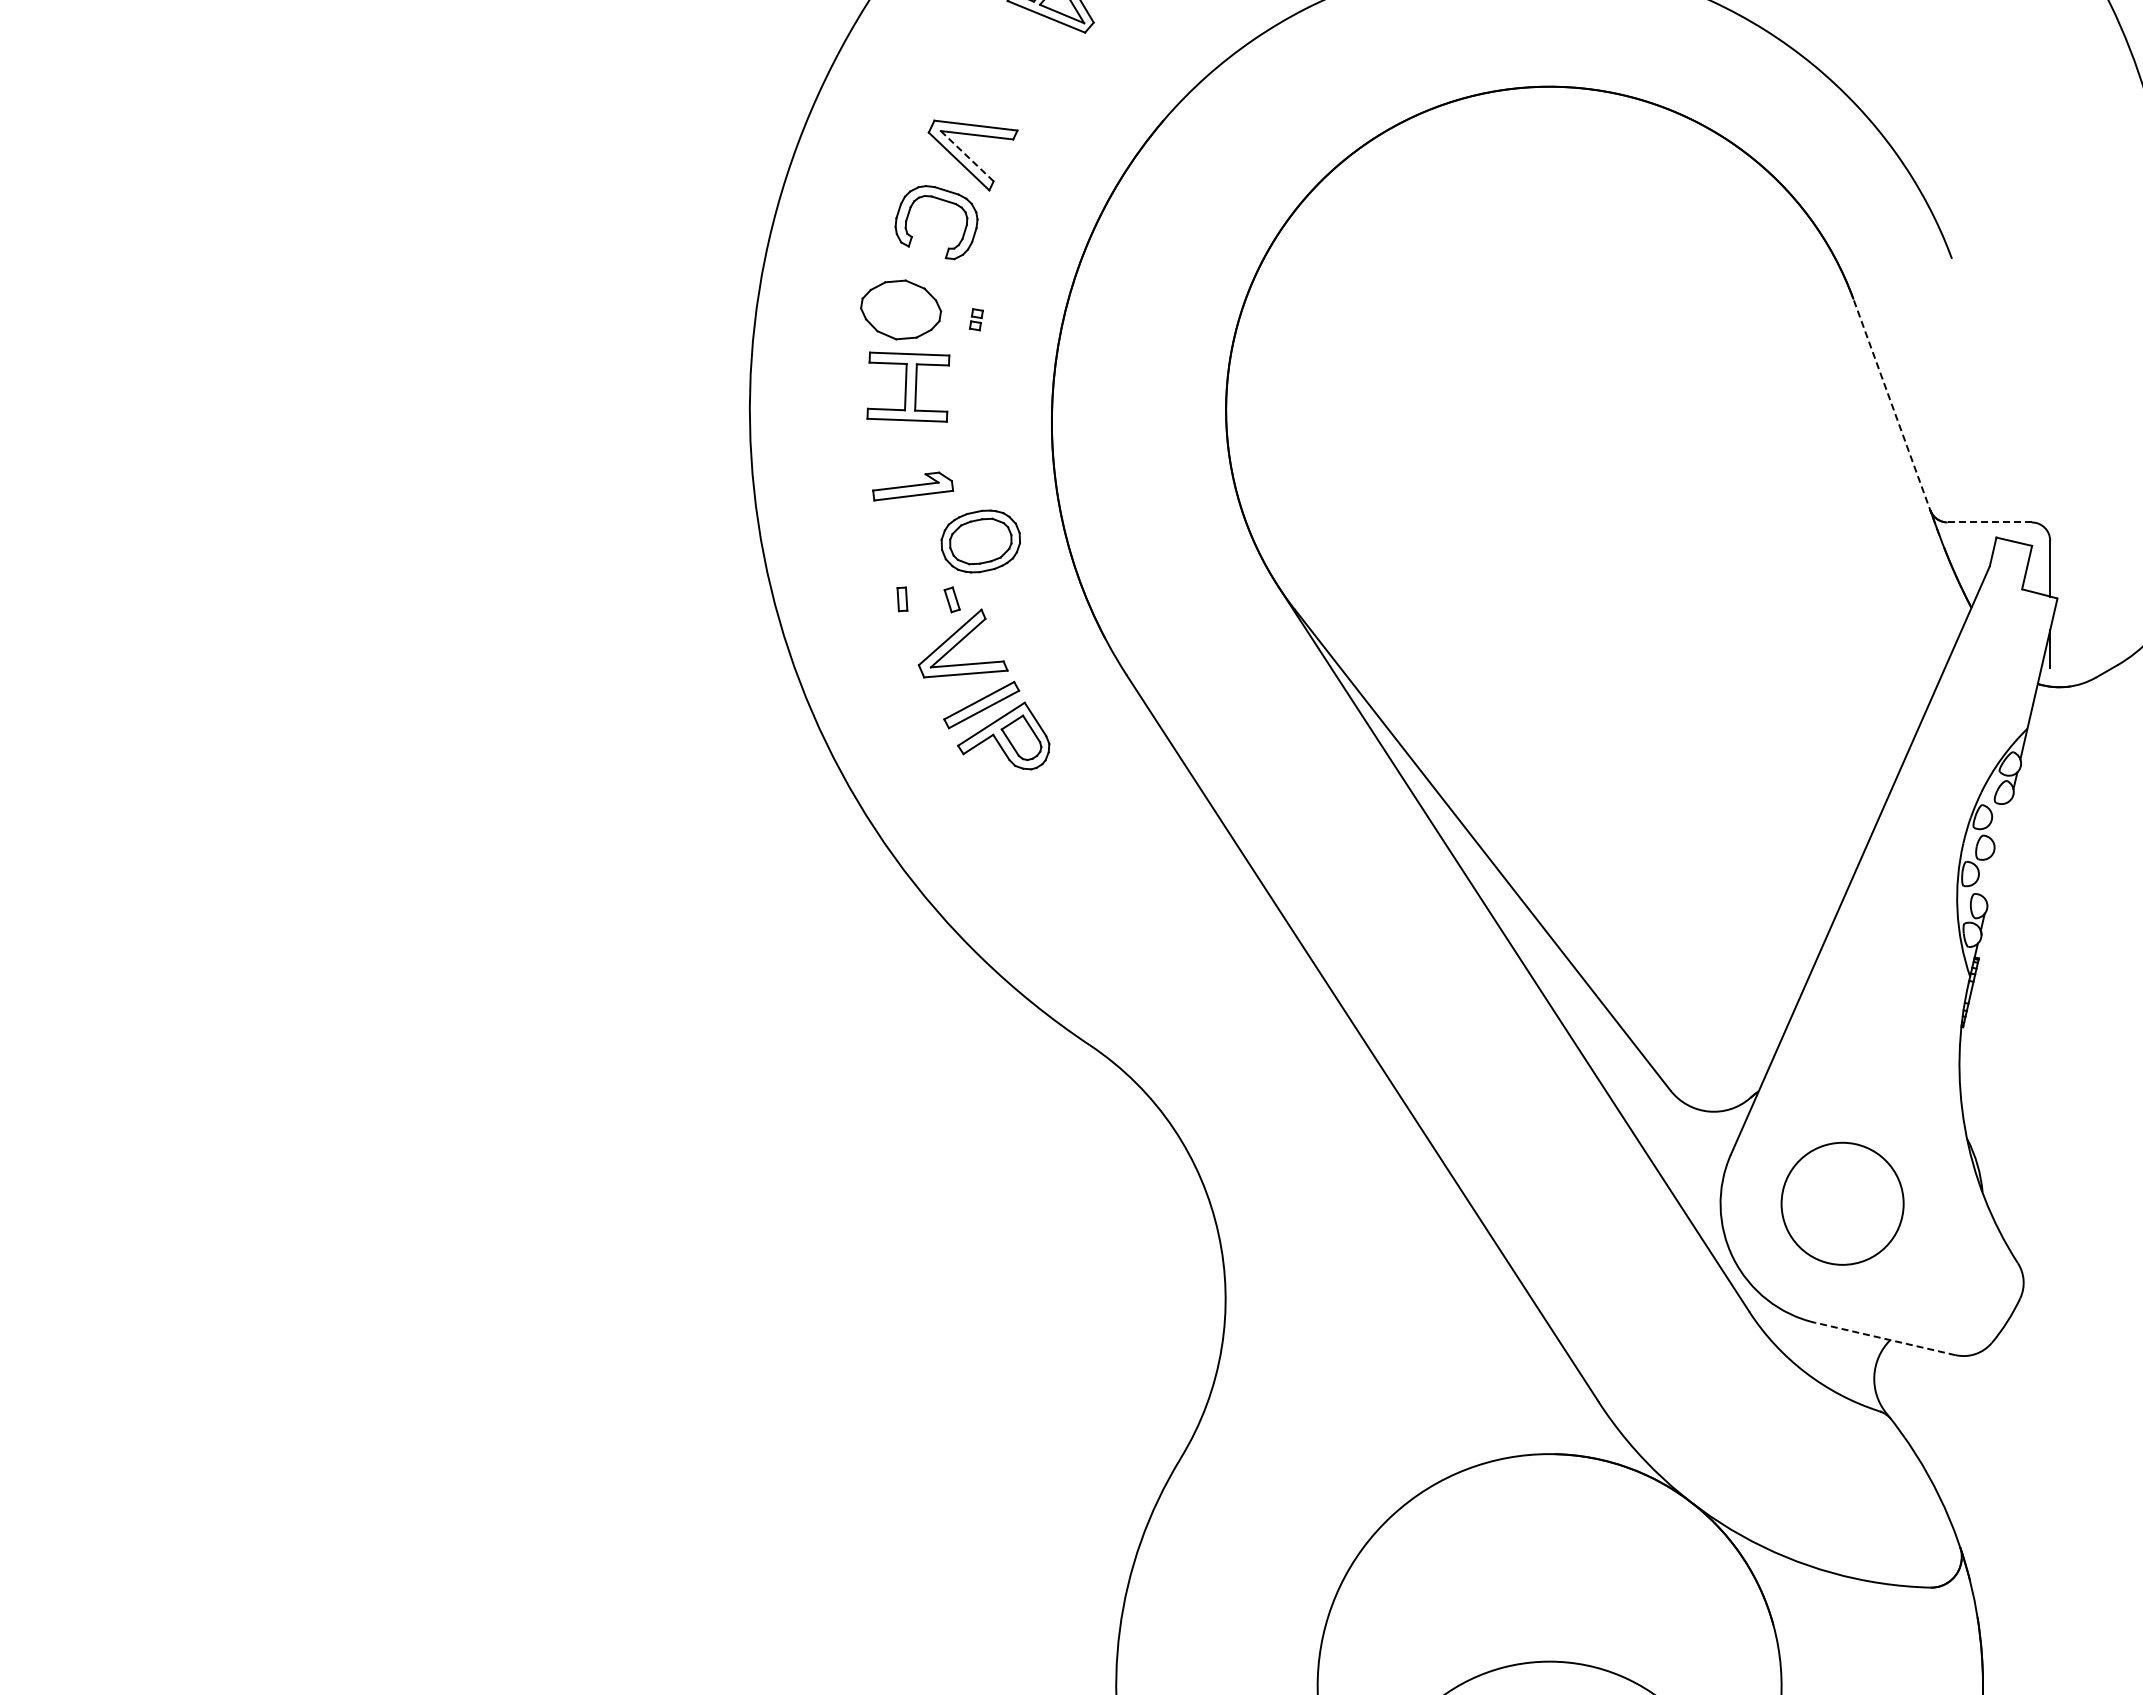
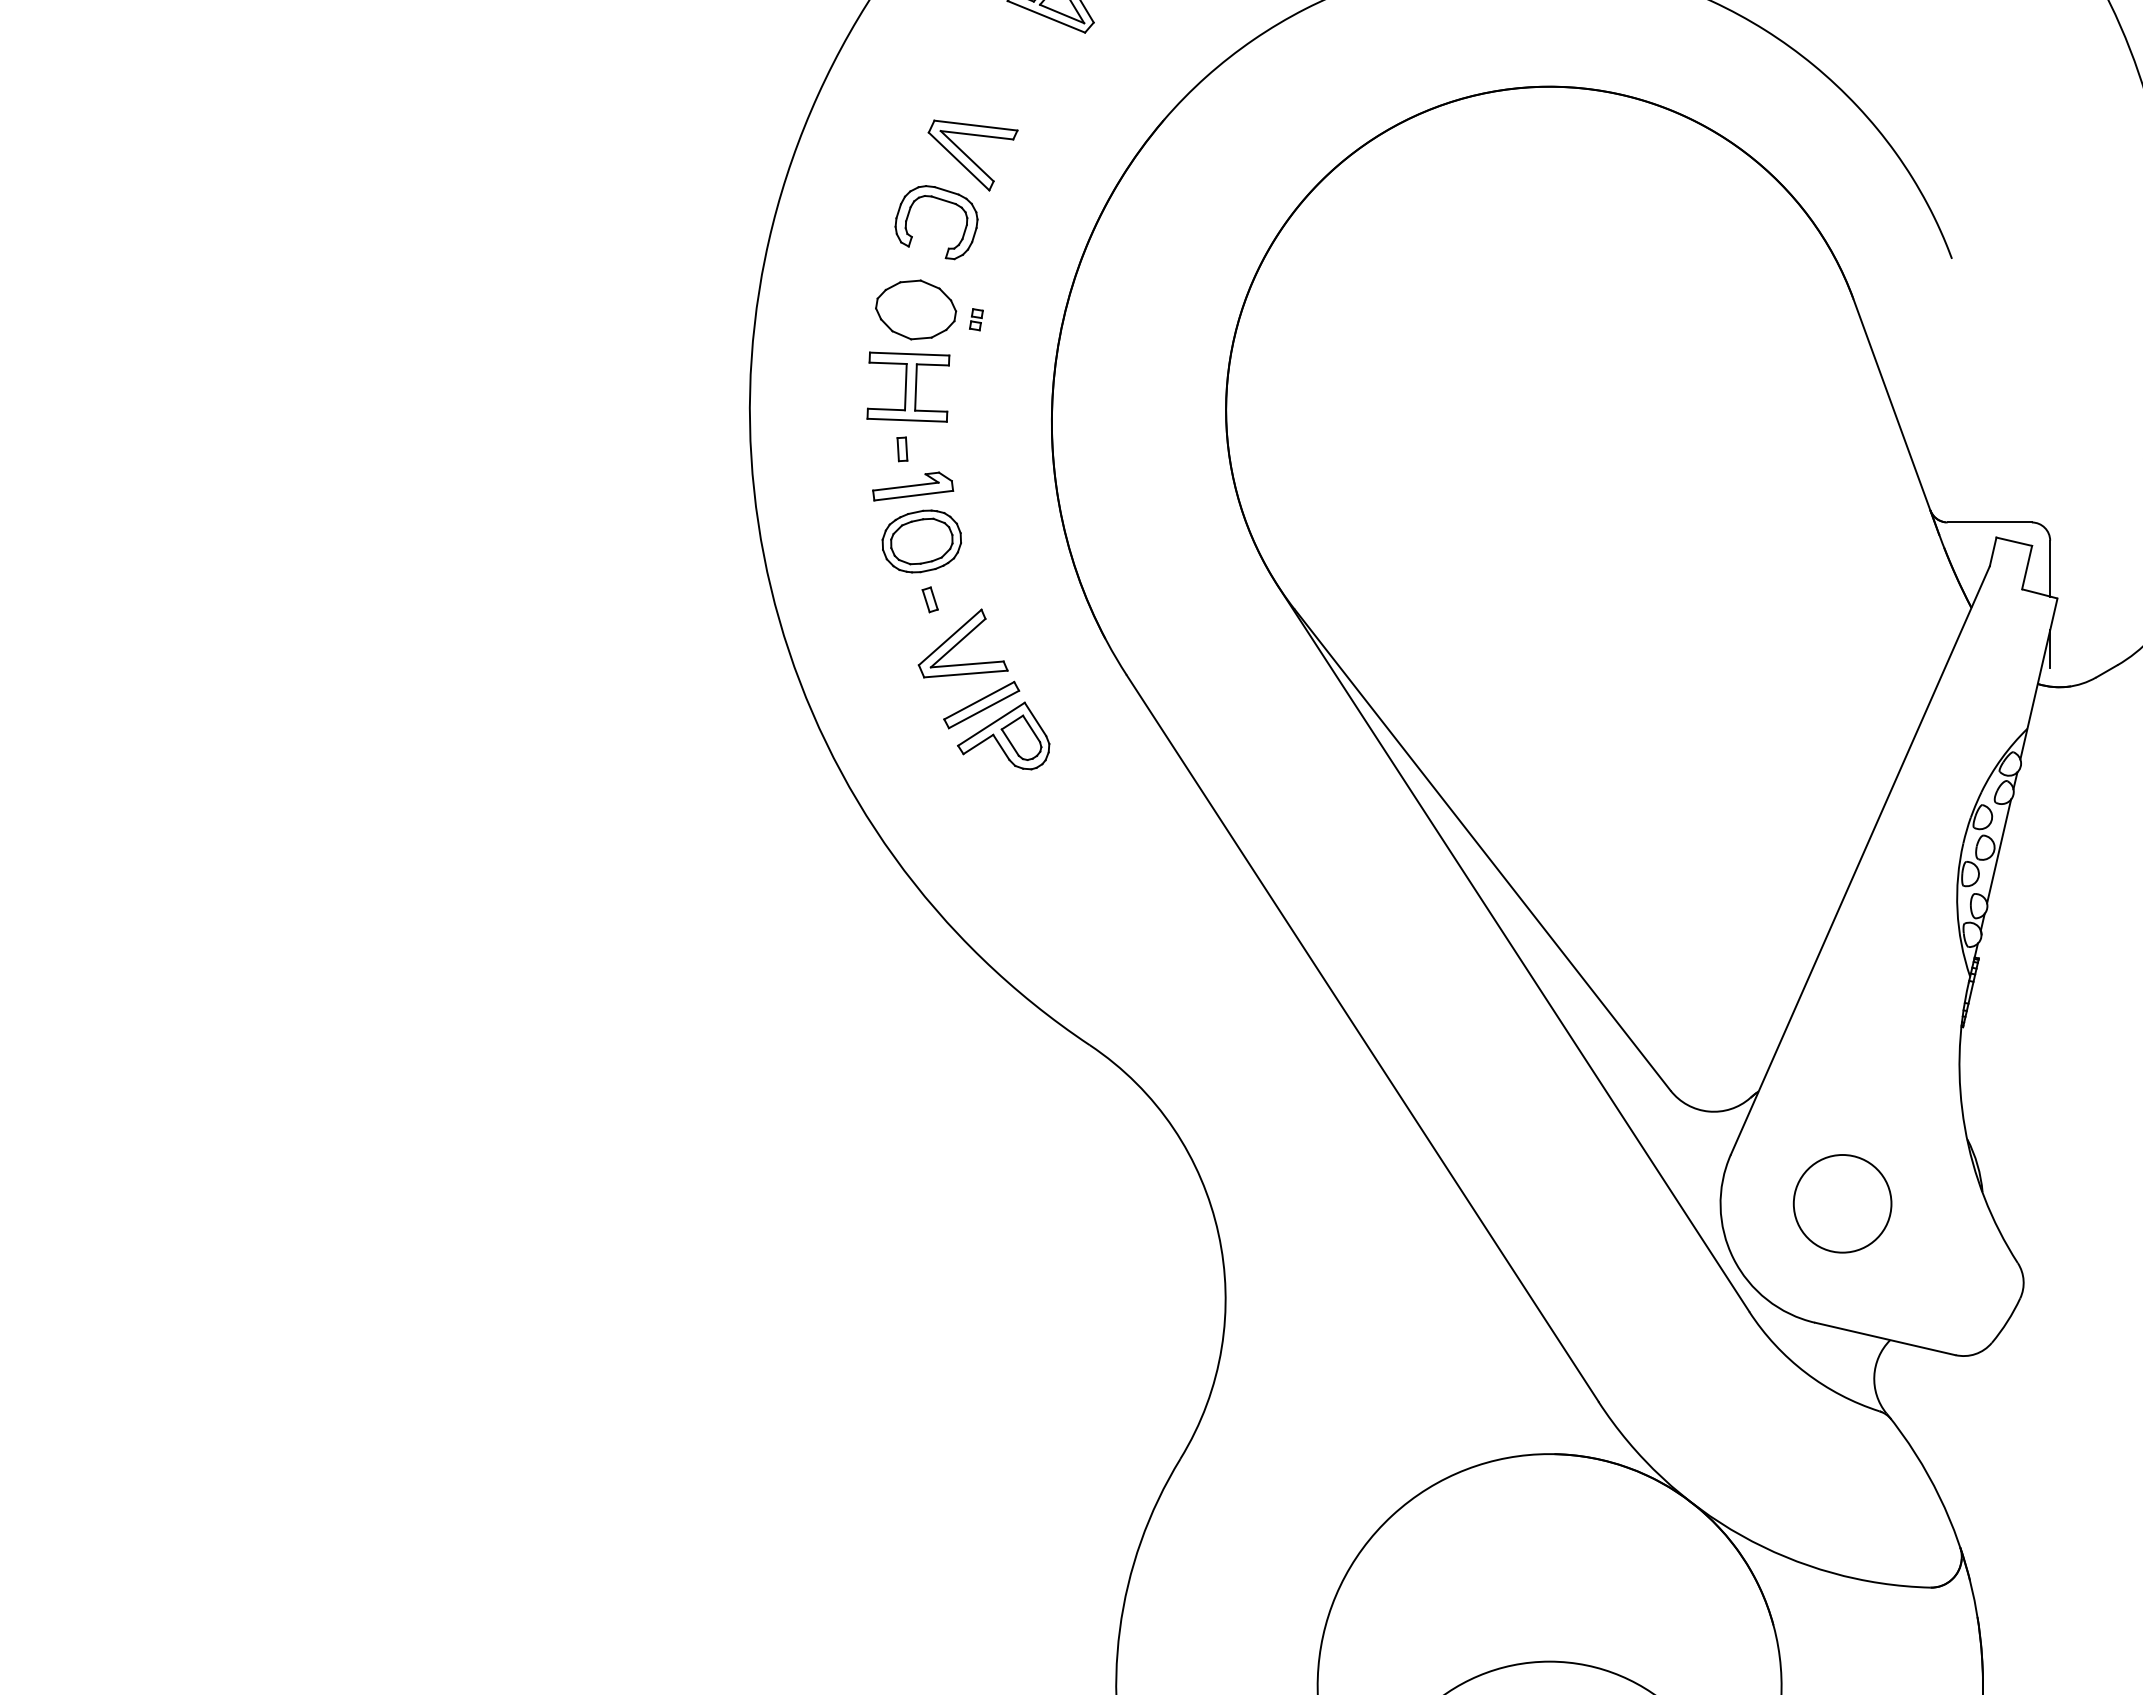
line: dashed -> solid (966, 155)
part position: (901, 309) -> (916, 309) (916, 309)
line: dashed -> solid (1896, 416)
line: dashed -> solid (1990, 522)
part position: (980, 541) -> (921, 541) (921, 541)
part position: (902, 599) -> (902, 449) (902, 449)
part position: (951, 599) -> (929, 599) (929, 599)
line: none -> present (1999, 851)
circle diameter: 122 px -> 98 px (1842, 1203)
line: dashed -> solid (1884, 1338)
